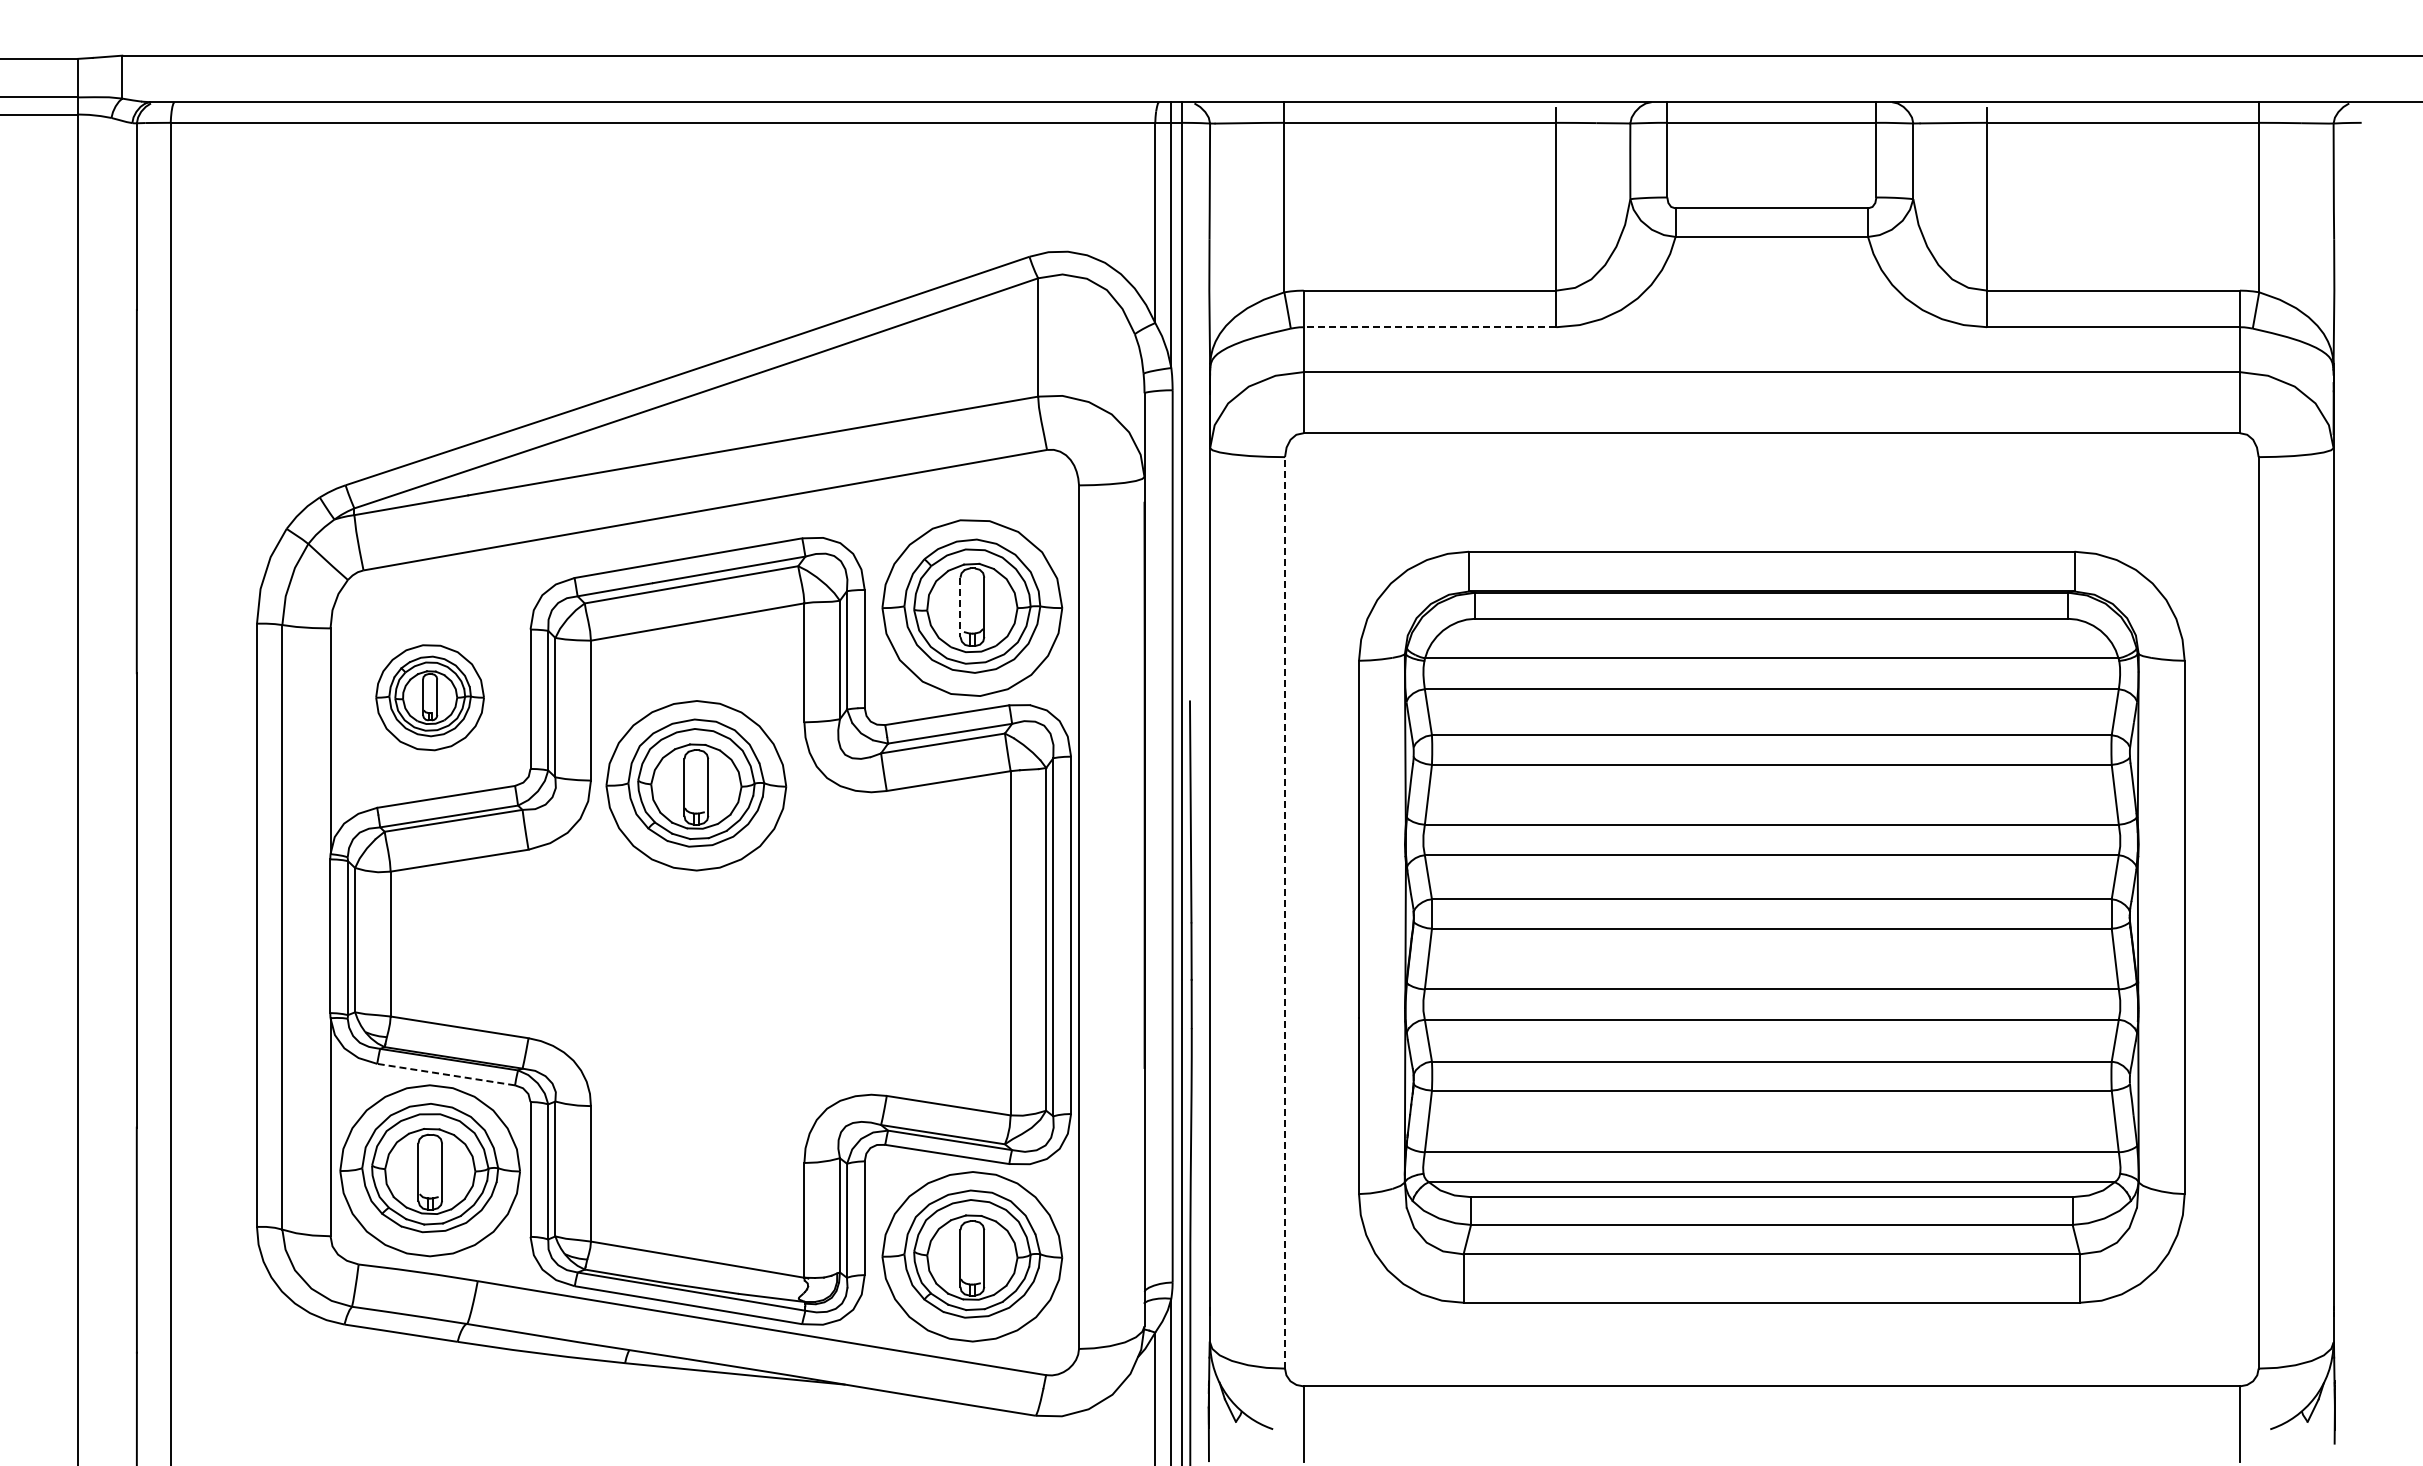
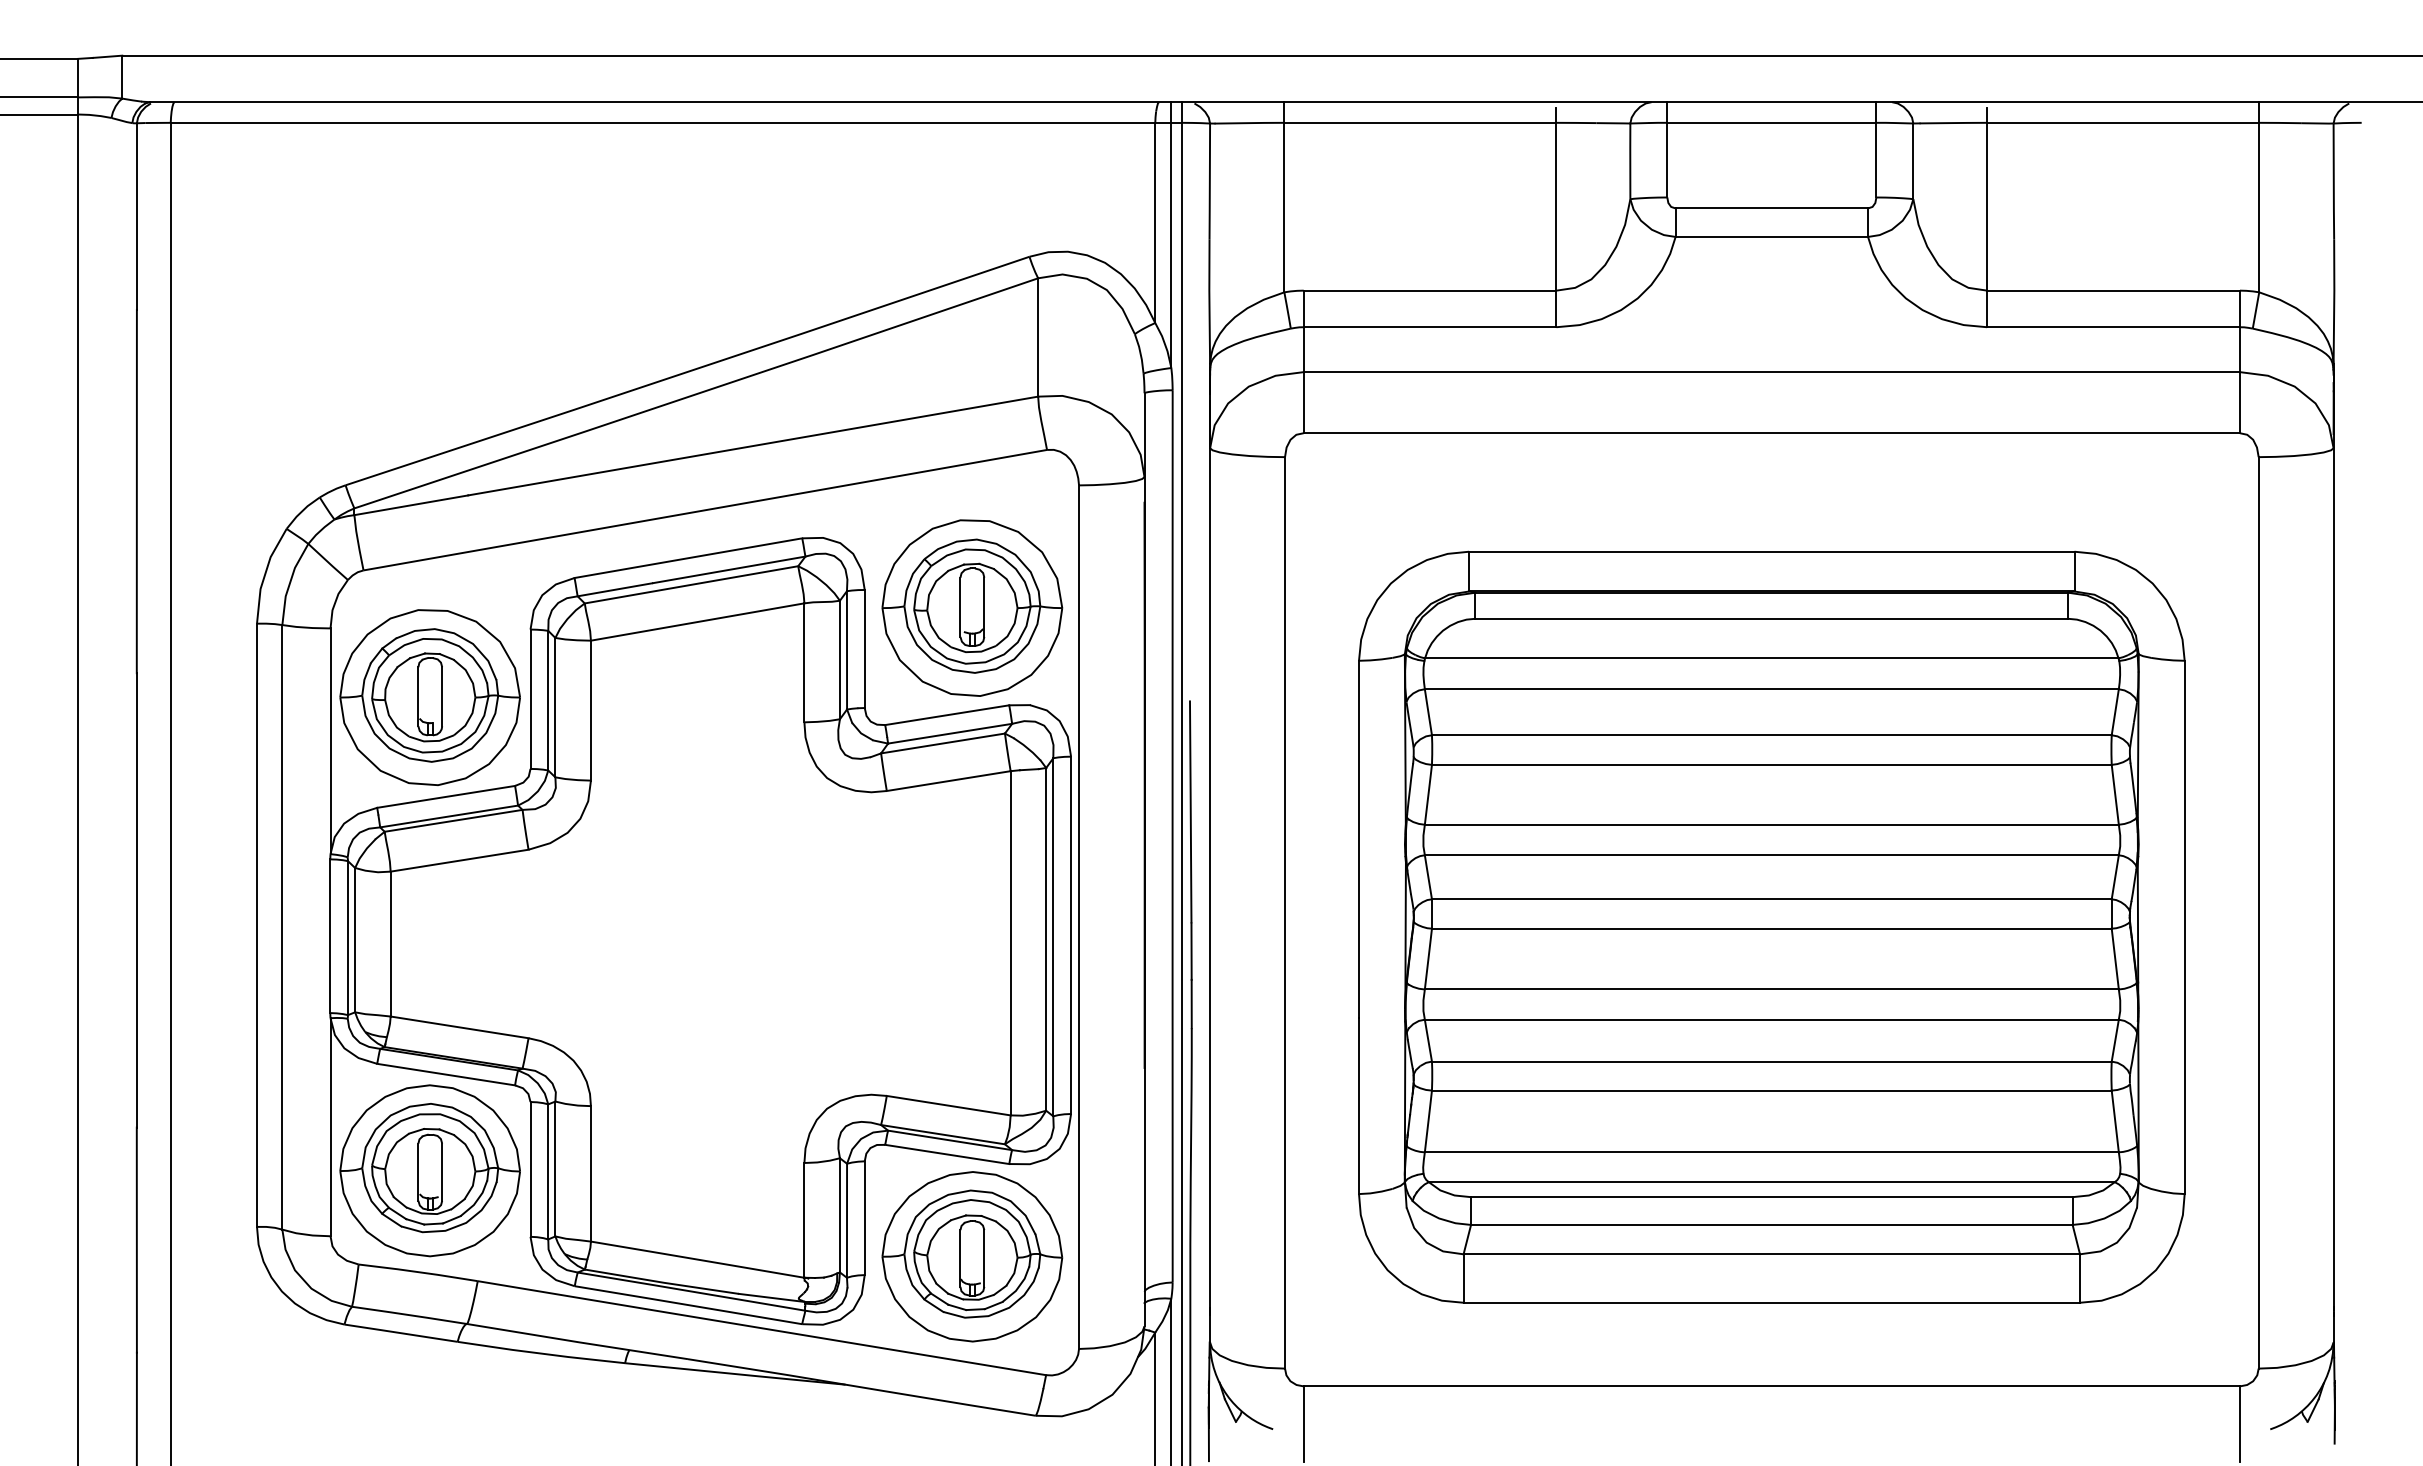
line: dashed -> solid (1429, 327)
line: dashed -> solid (960, 607)
part size: 110x108 px -> 182x178 px (429, 697)
part: present -> none (696, 785)
line: dashed -> solid (1285, 912)
line: dashed -> solid (446, 1074)
